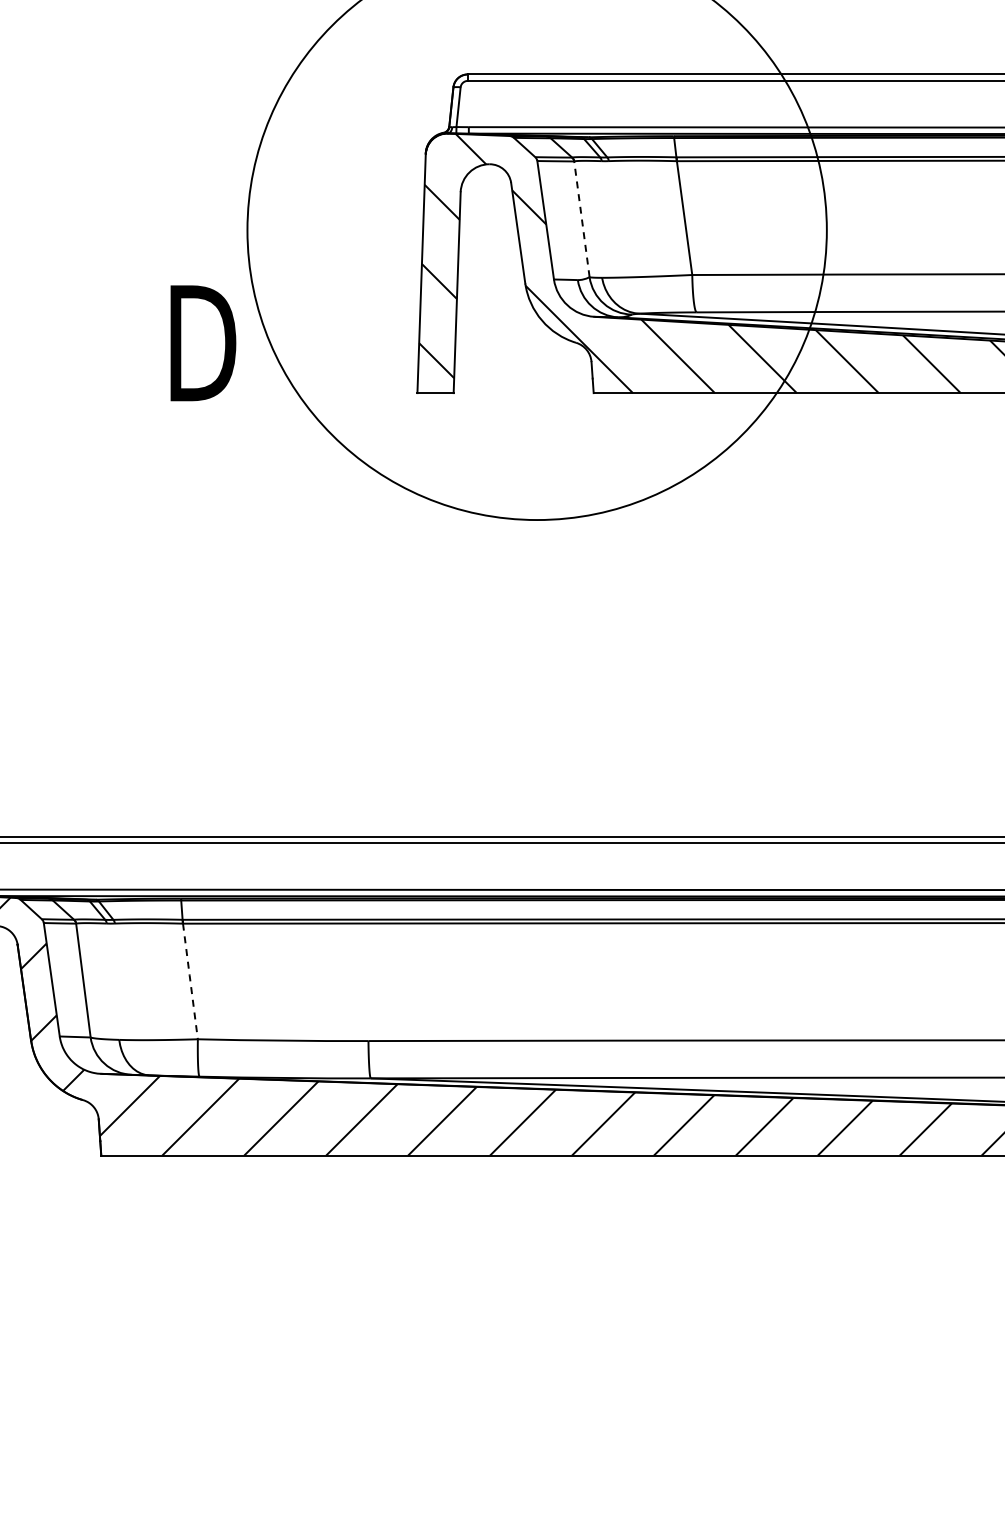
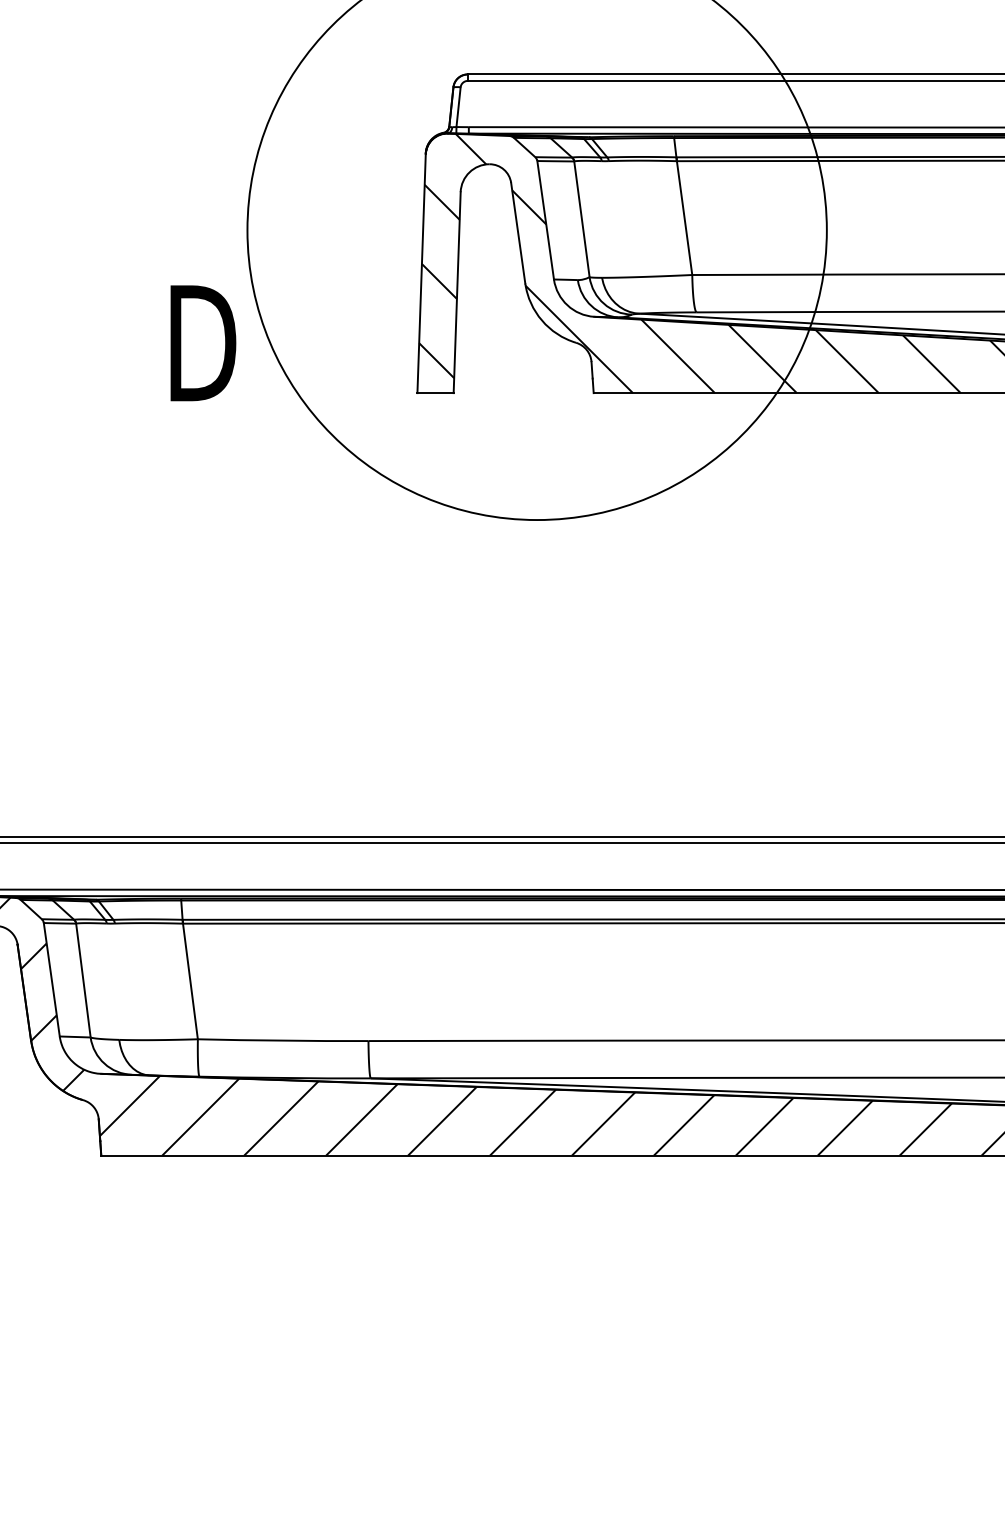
line: dashed -> solid (581, 218)
line: dashed -> solid (190, 980)
